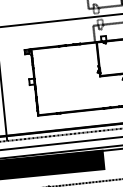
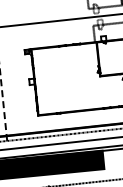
line: solid -> dashed (3, 105)
